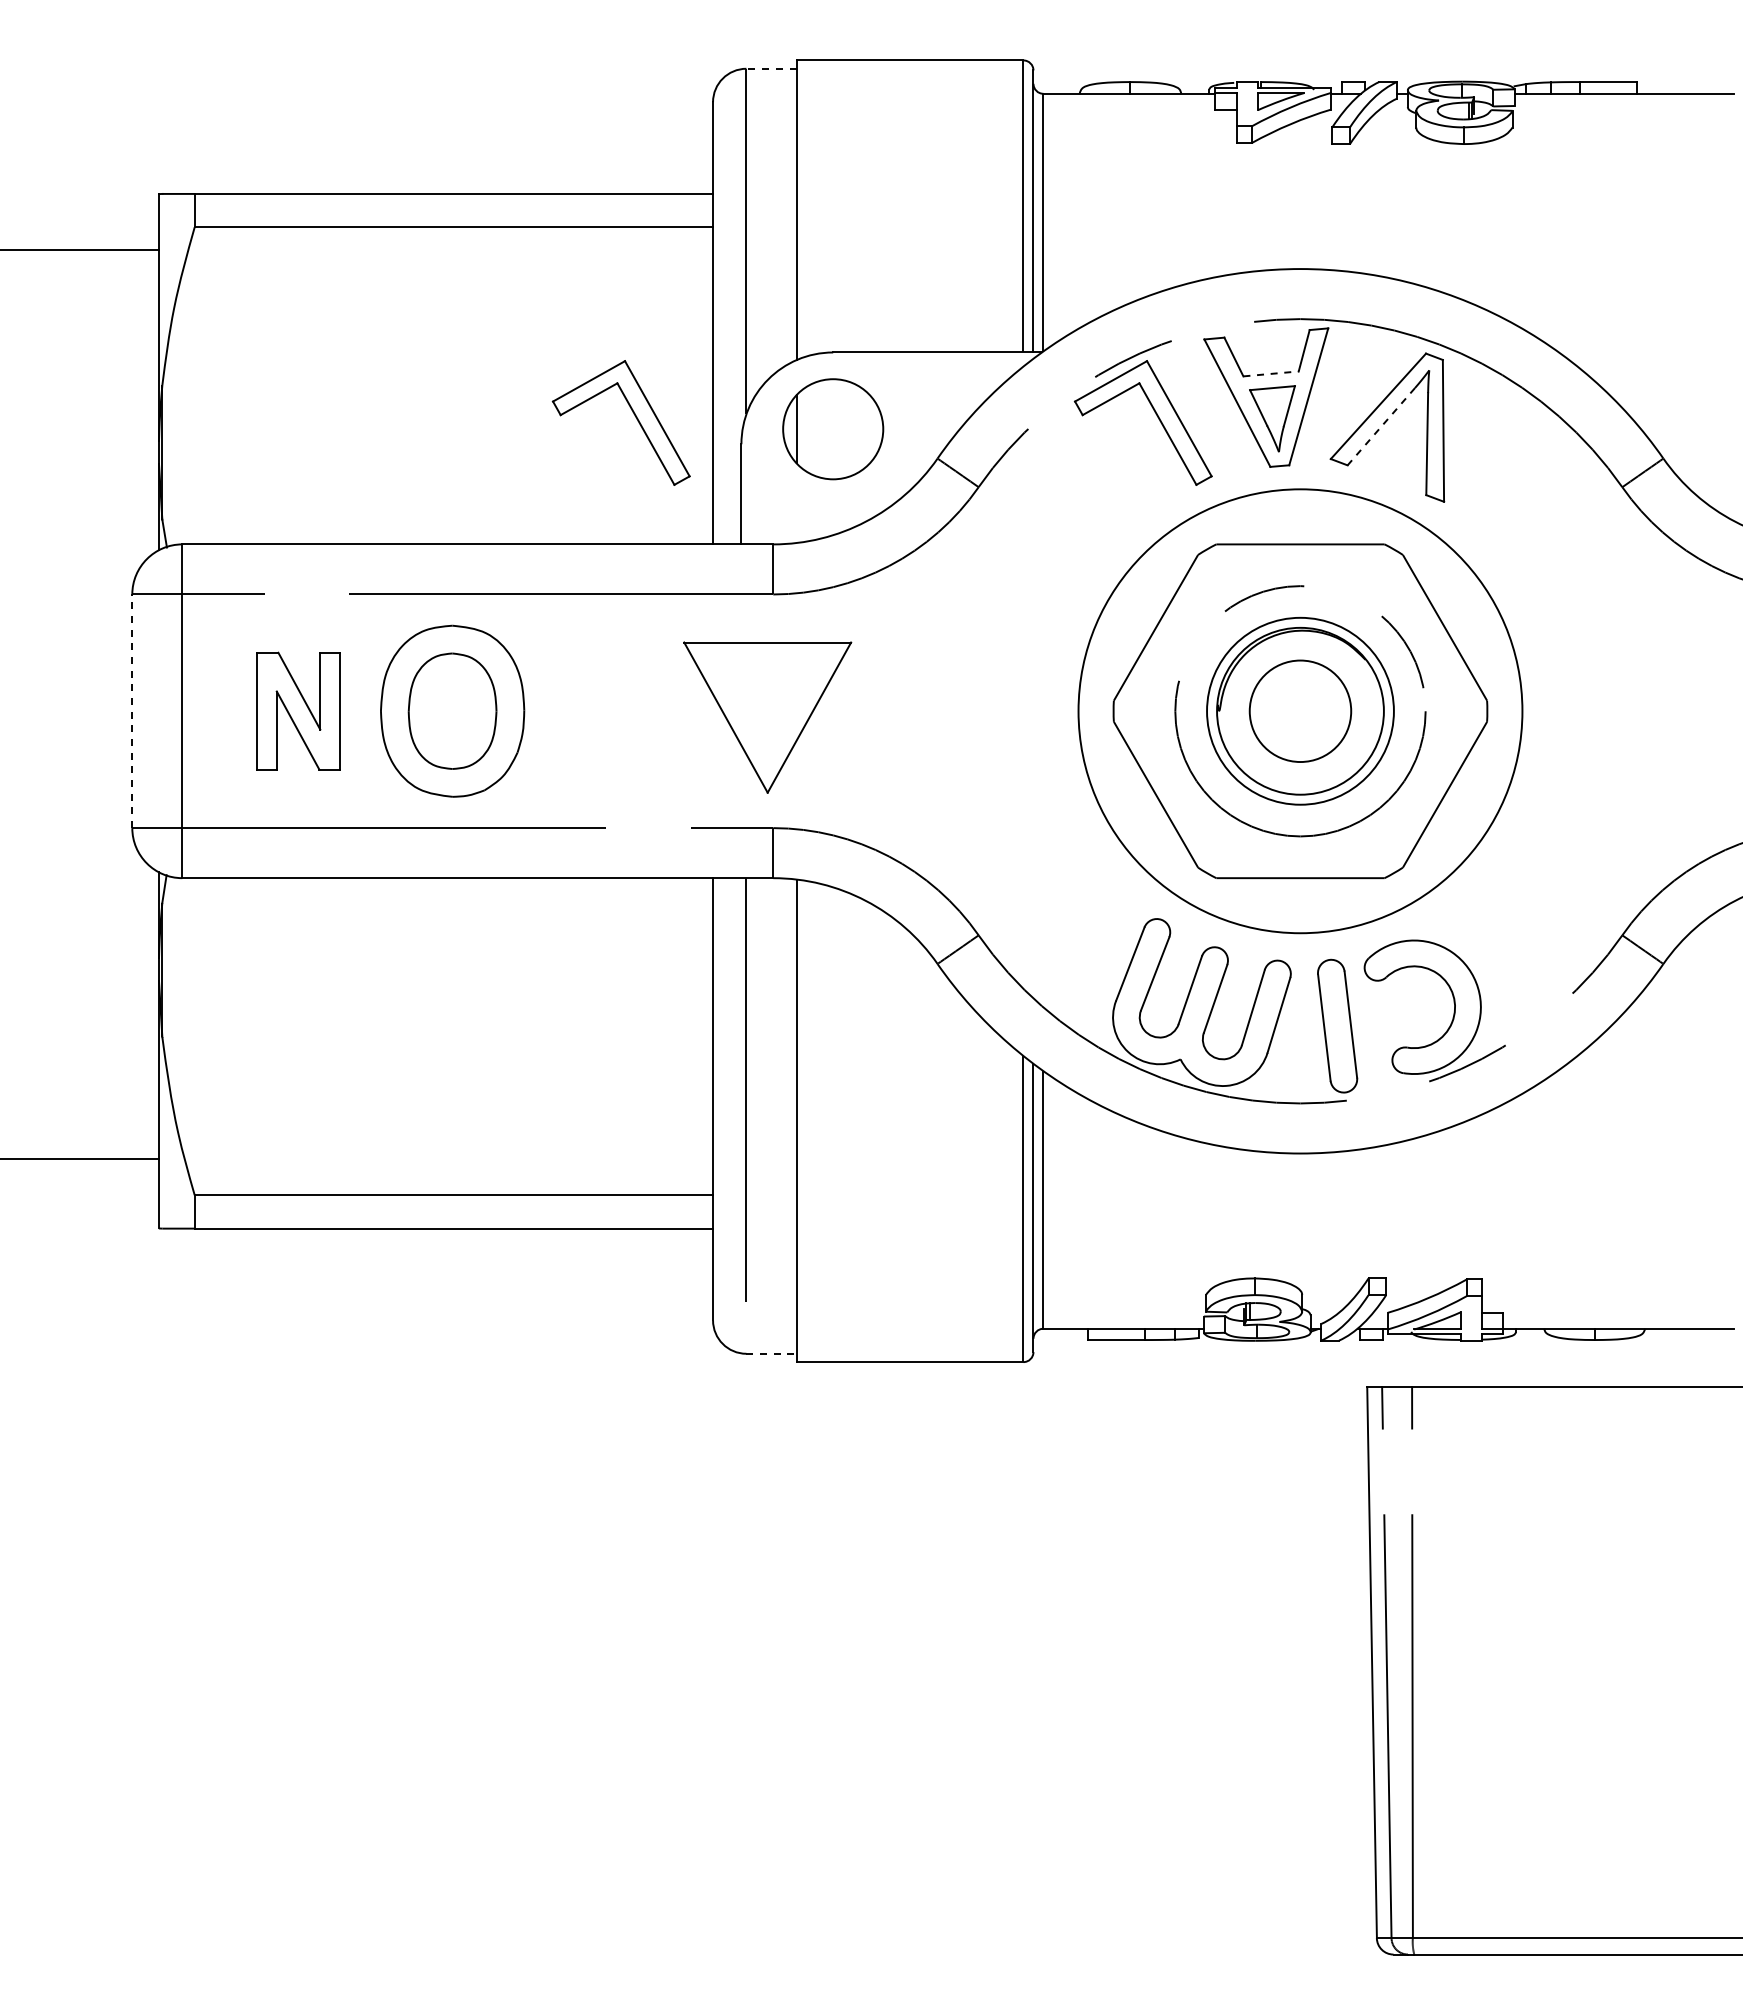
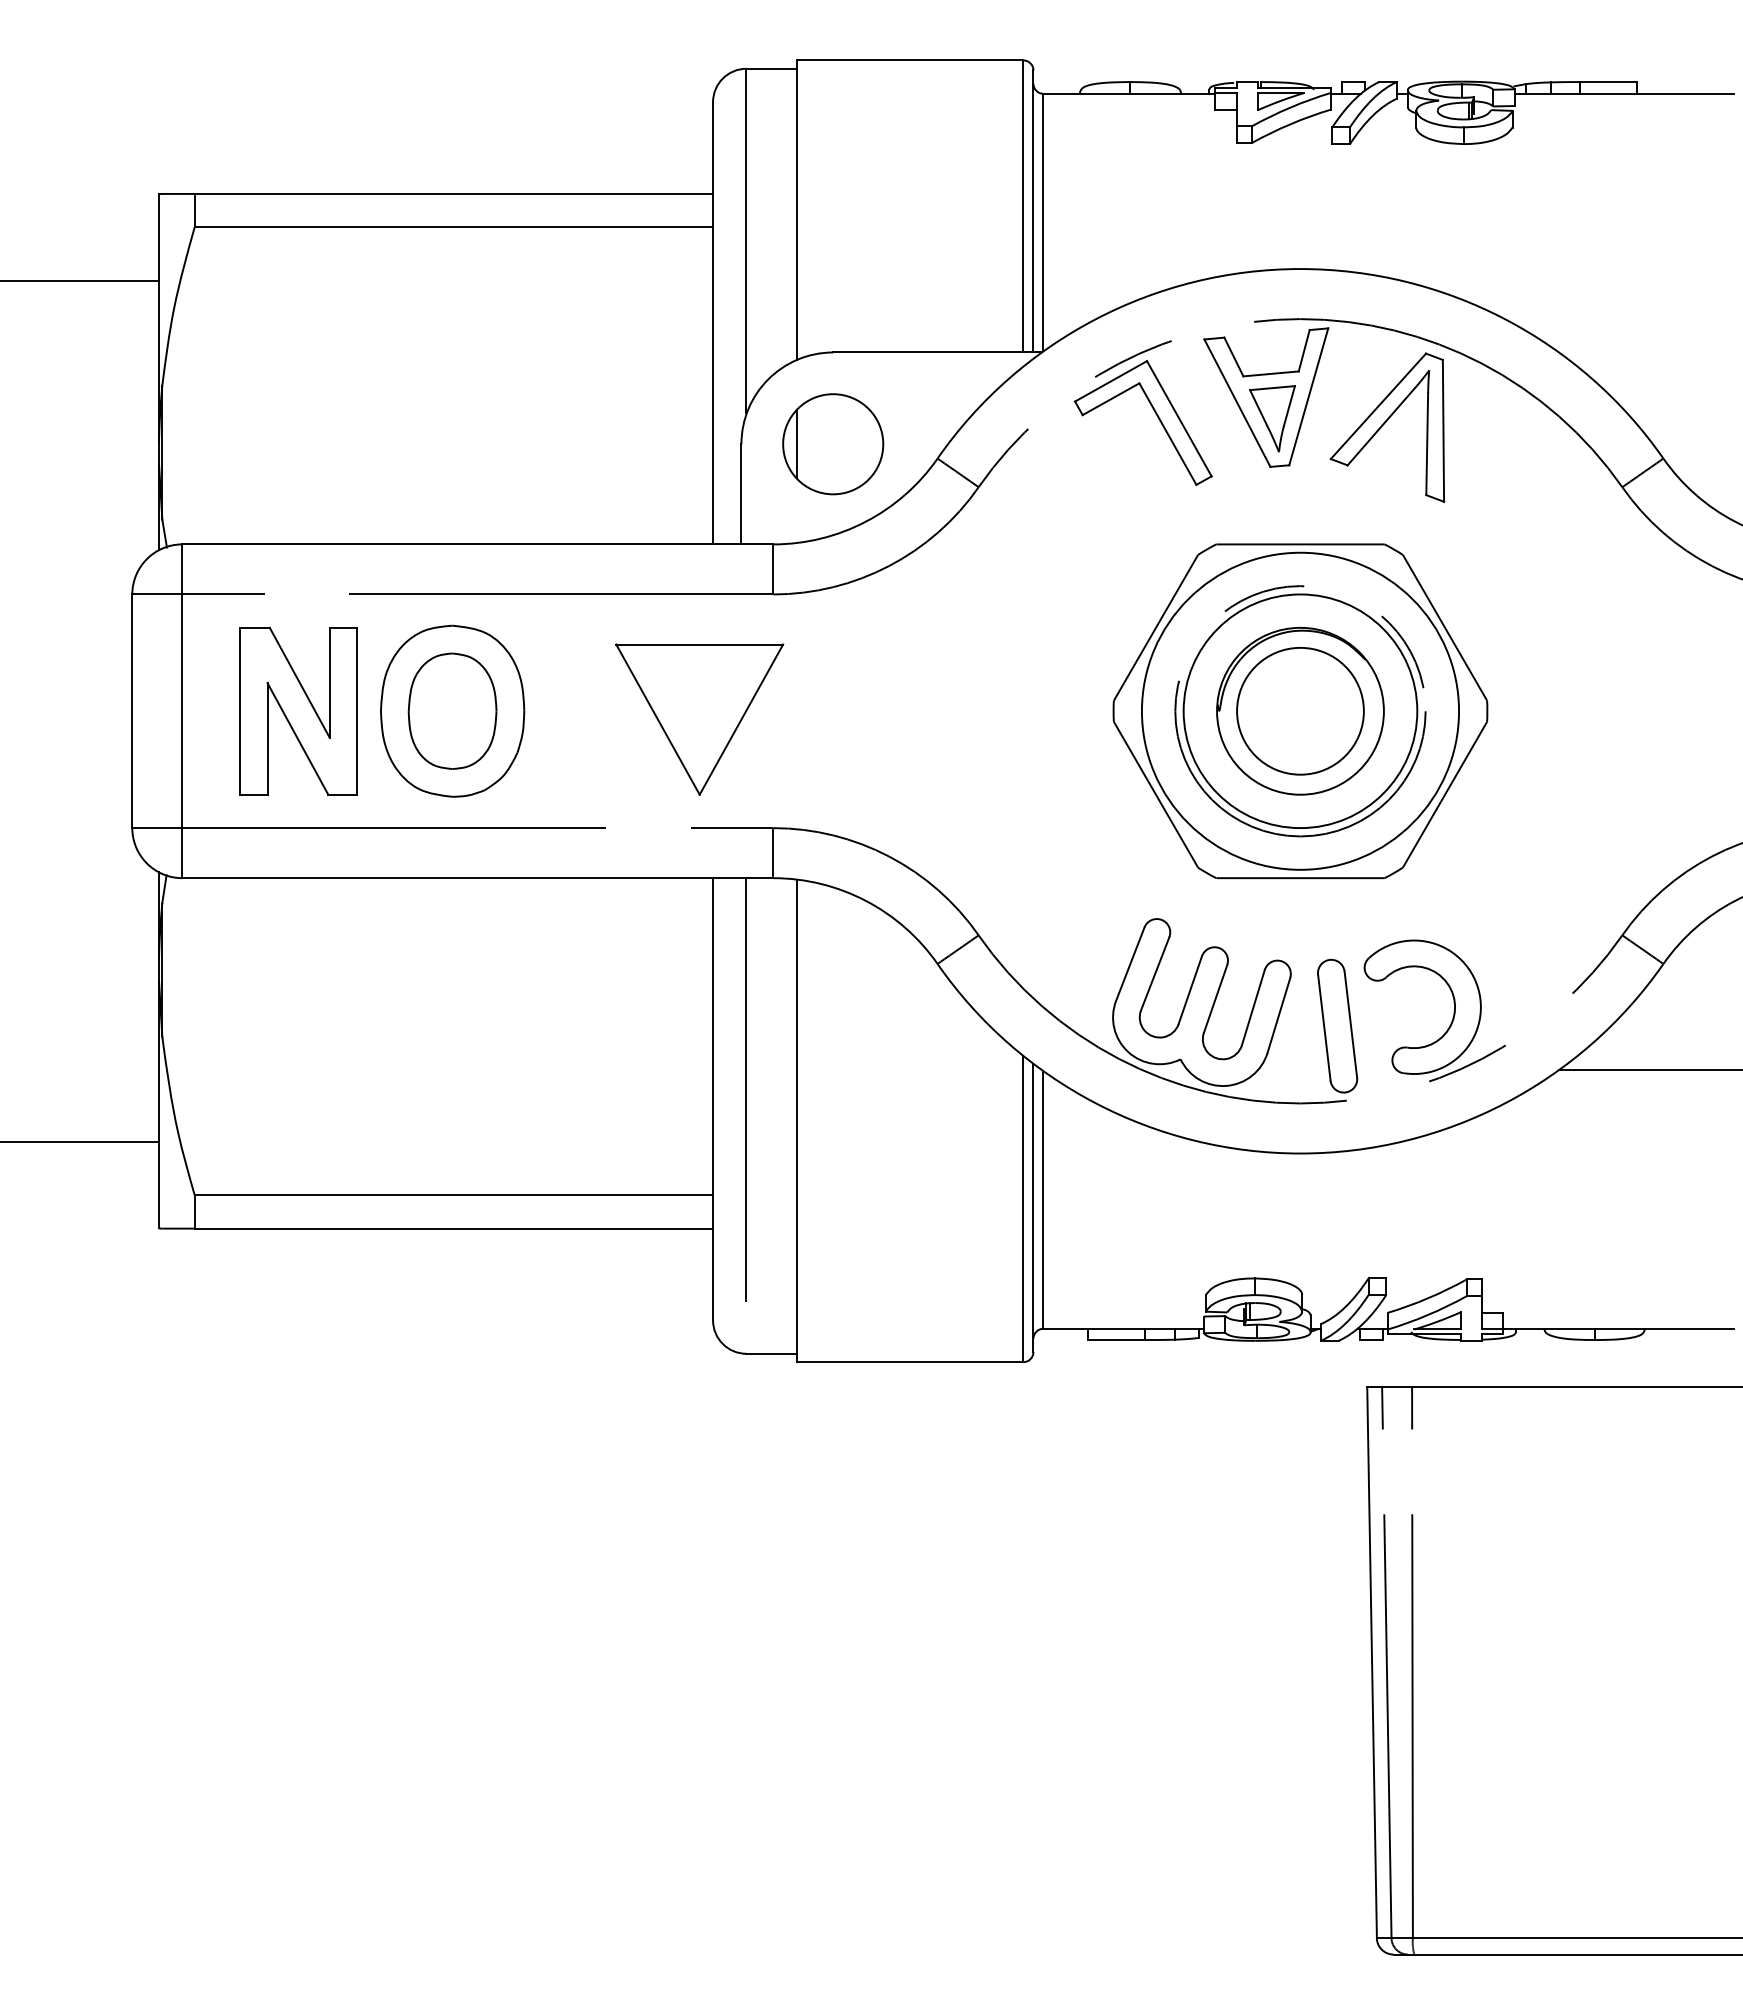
line: dashed -> solid (770, 68)
line position: (80, 249) -> (80, 280) (80, 280)
line: dashed -> solid (1271, 373)
part: present -> none (633, 414)
line: dashed -> solid (1380, 427)
part position: (833, 429) -> (833, 444) (833, 444)
part size: 85x120 px -> 119x170 px (298, 710)
circle diameter: 187 px -> 234 px (1300, 711)
line: dashed -> solid (132, 711)
circle diameter: 101 px -> 127 px (1300, 710)
circle diameter: 444 px -> 317 px (1300, 710)
part position: (767, 717) -> (699, 719) (699, 719)
line: none -> present (1649, 1070)
line position: (80, 1158) -> (80, 1141) (80, 1141)
line: dashed -> solid (771, 1353)
